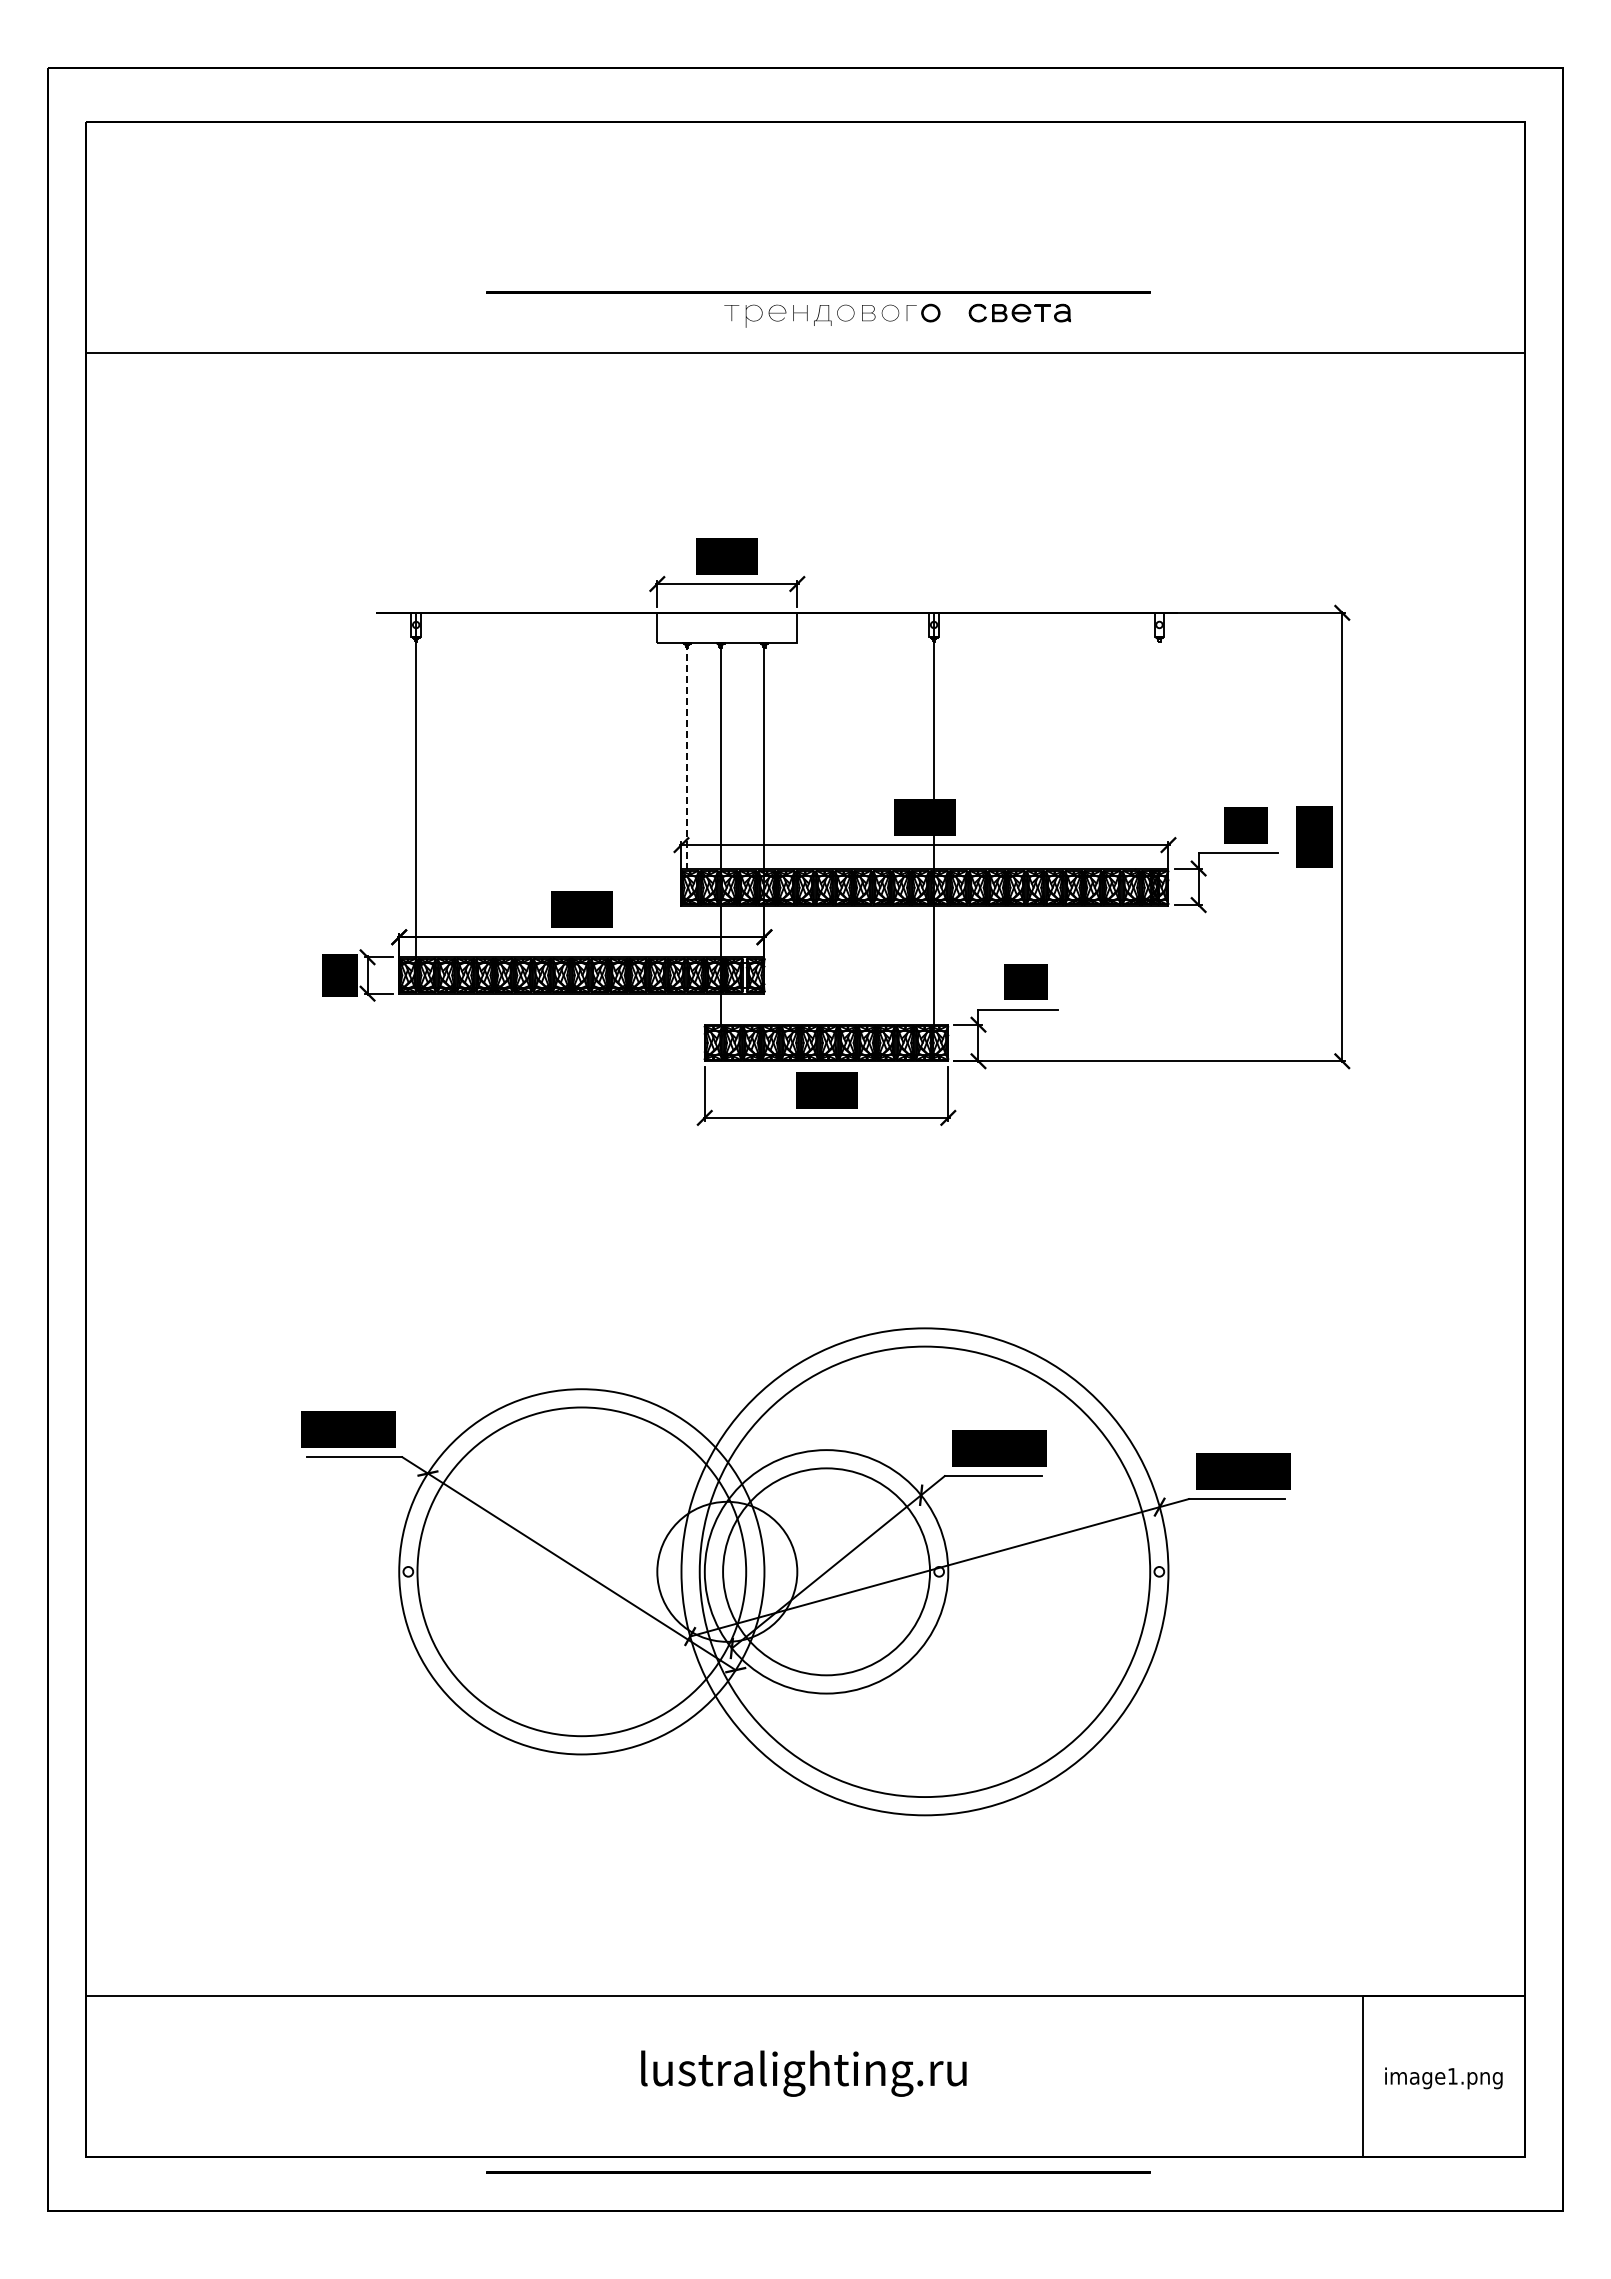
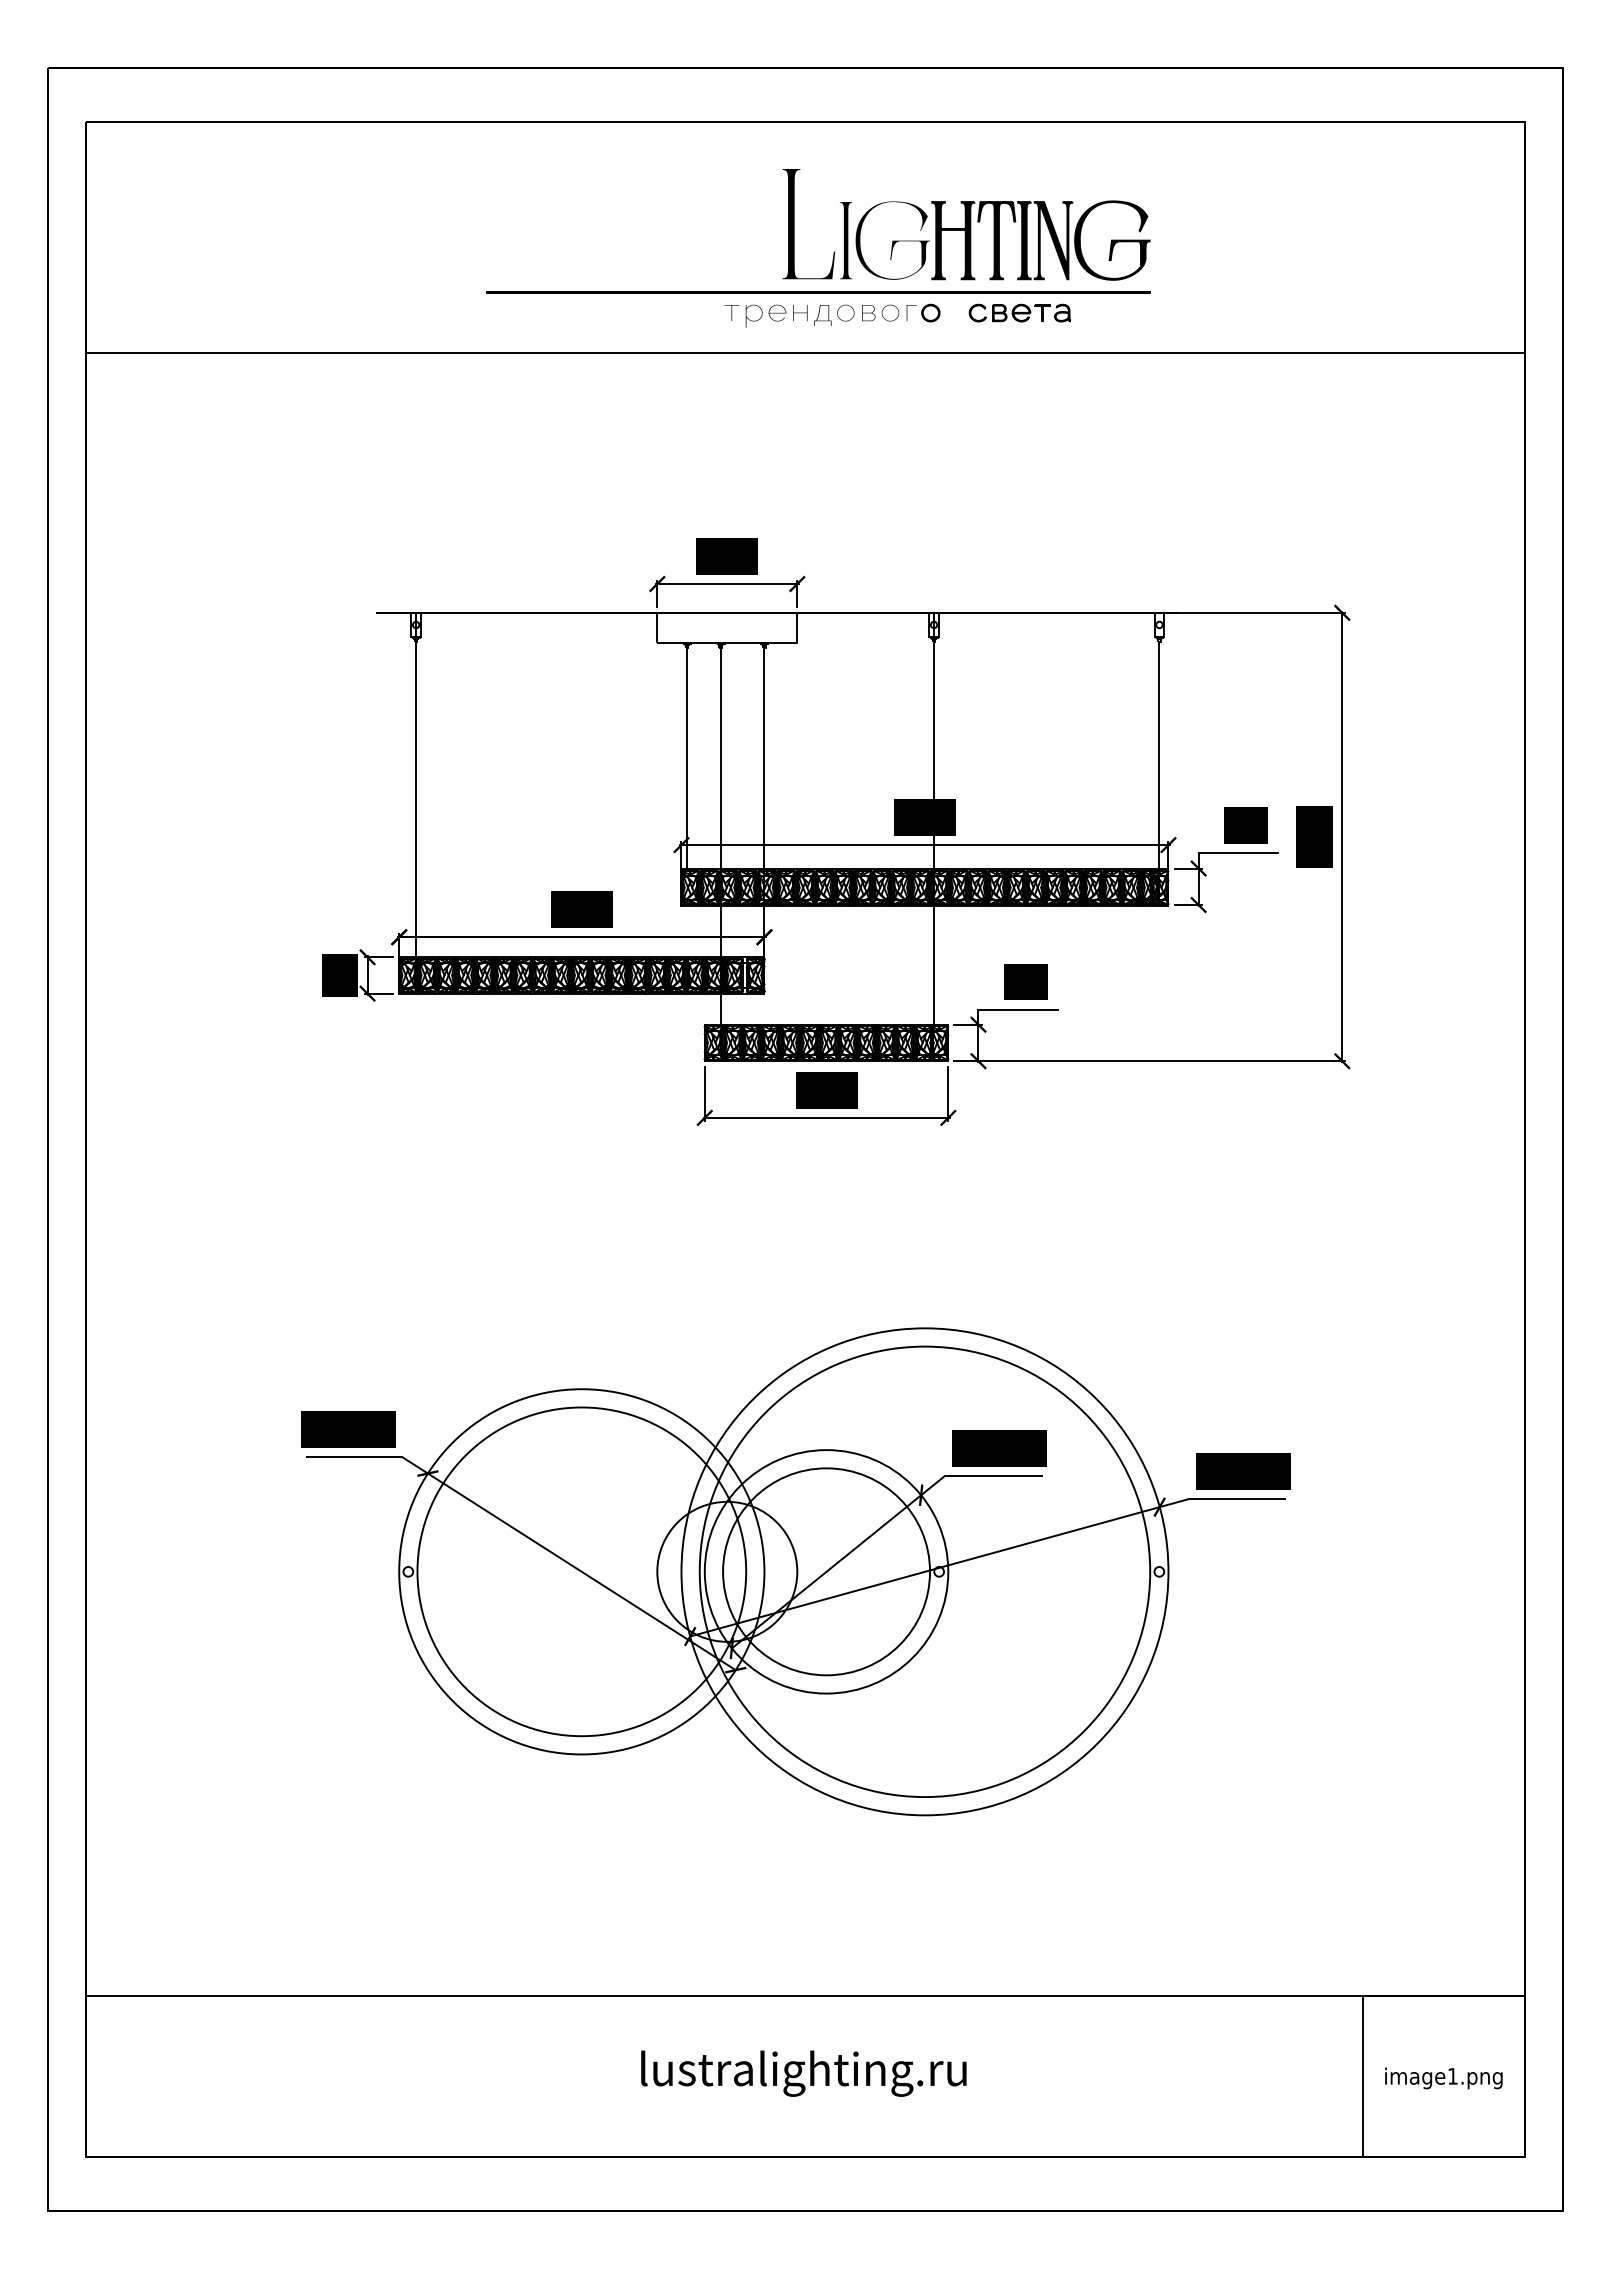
part: none -> present (966, 224)
line: none -> present (1159, 755)
line: dashed -> solid (687, 756)
line: present -> none (818, 2172)
